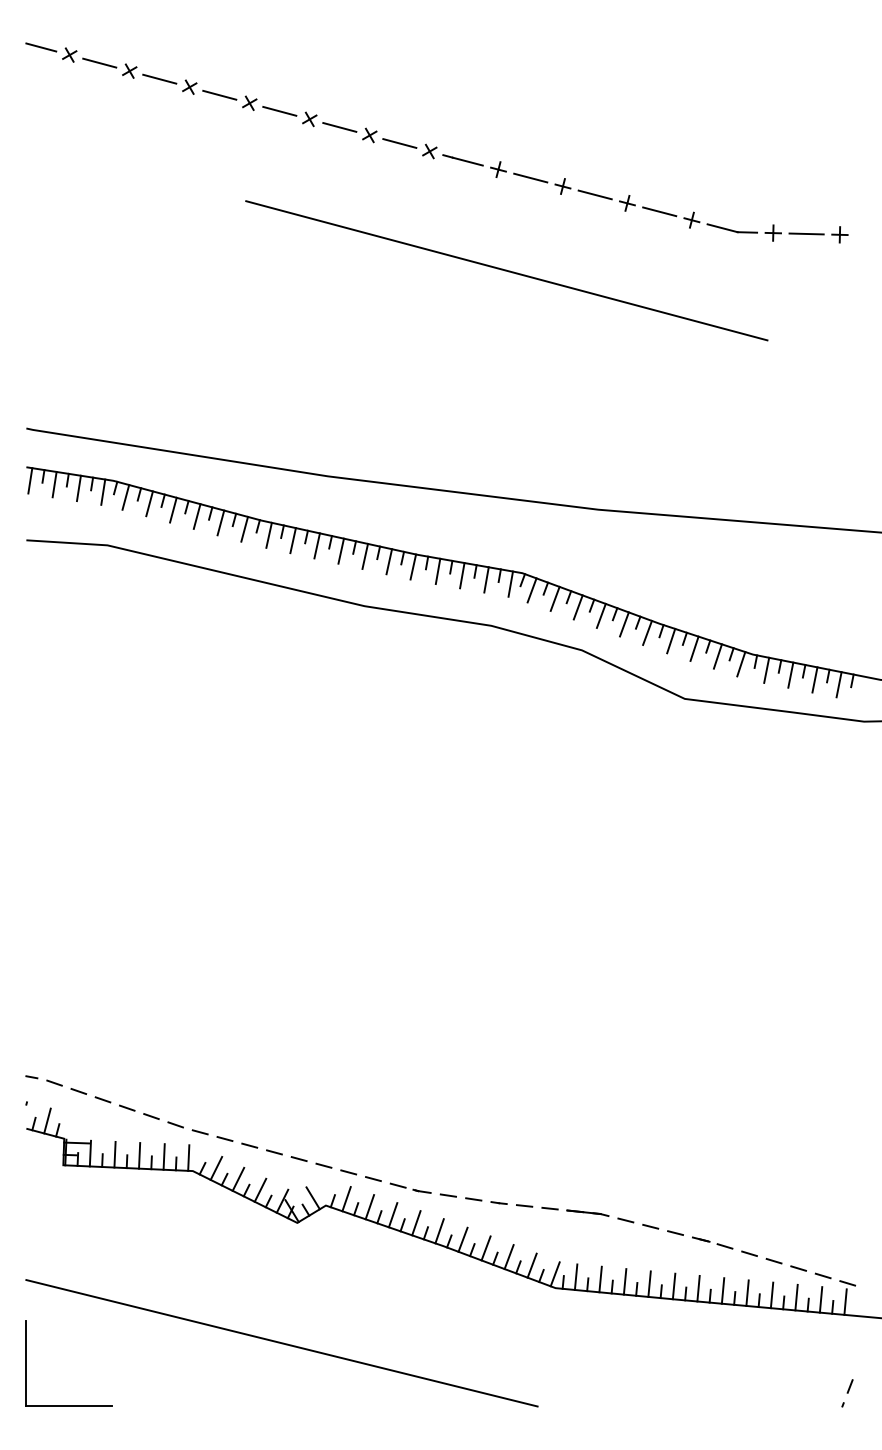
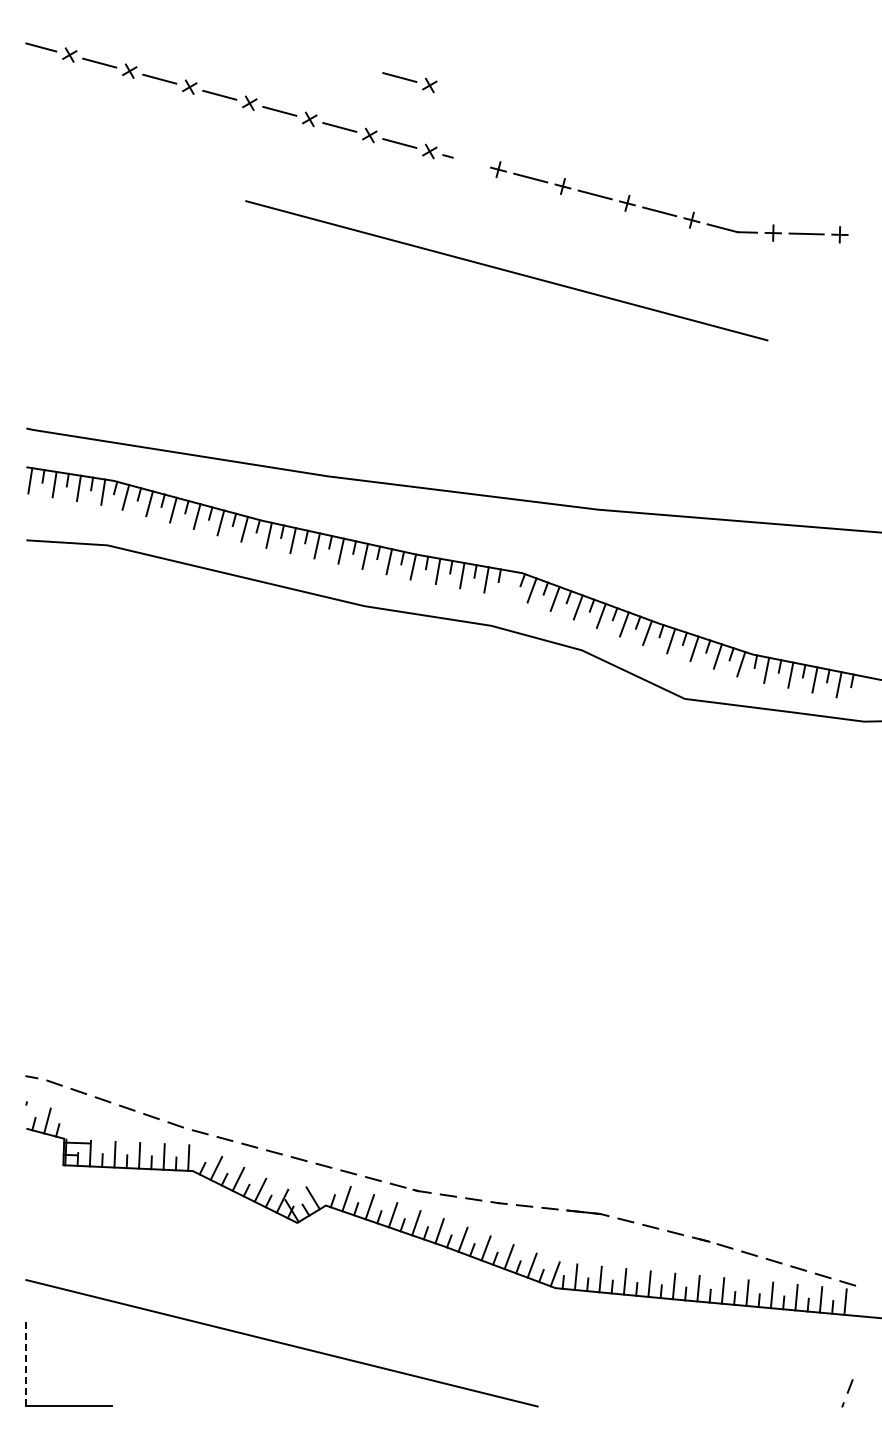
part: none -> present (409, 82)
line: present -> none (467, 161)
line: present -> none (510, 583)
line: solid -> dashed (26, 1363)
